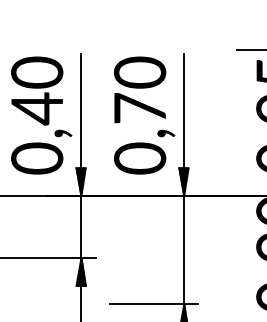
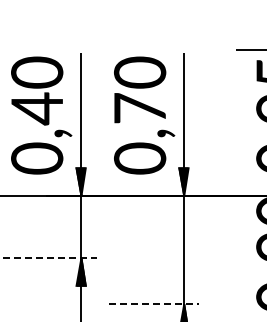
line: solid -> dashed (48, 258)
line: solid -> dashed (154, 304)
